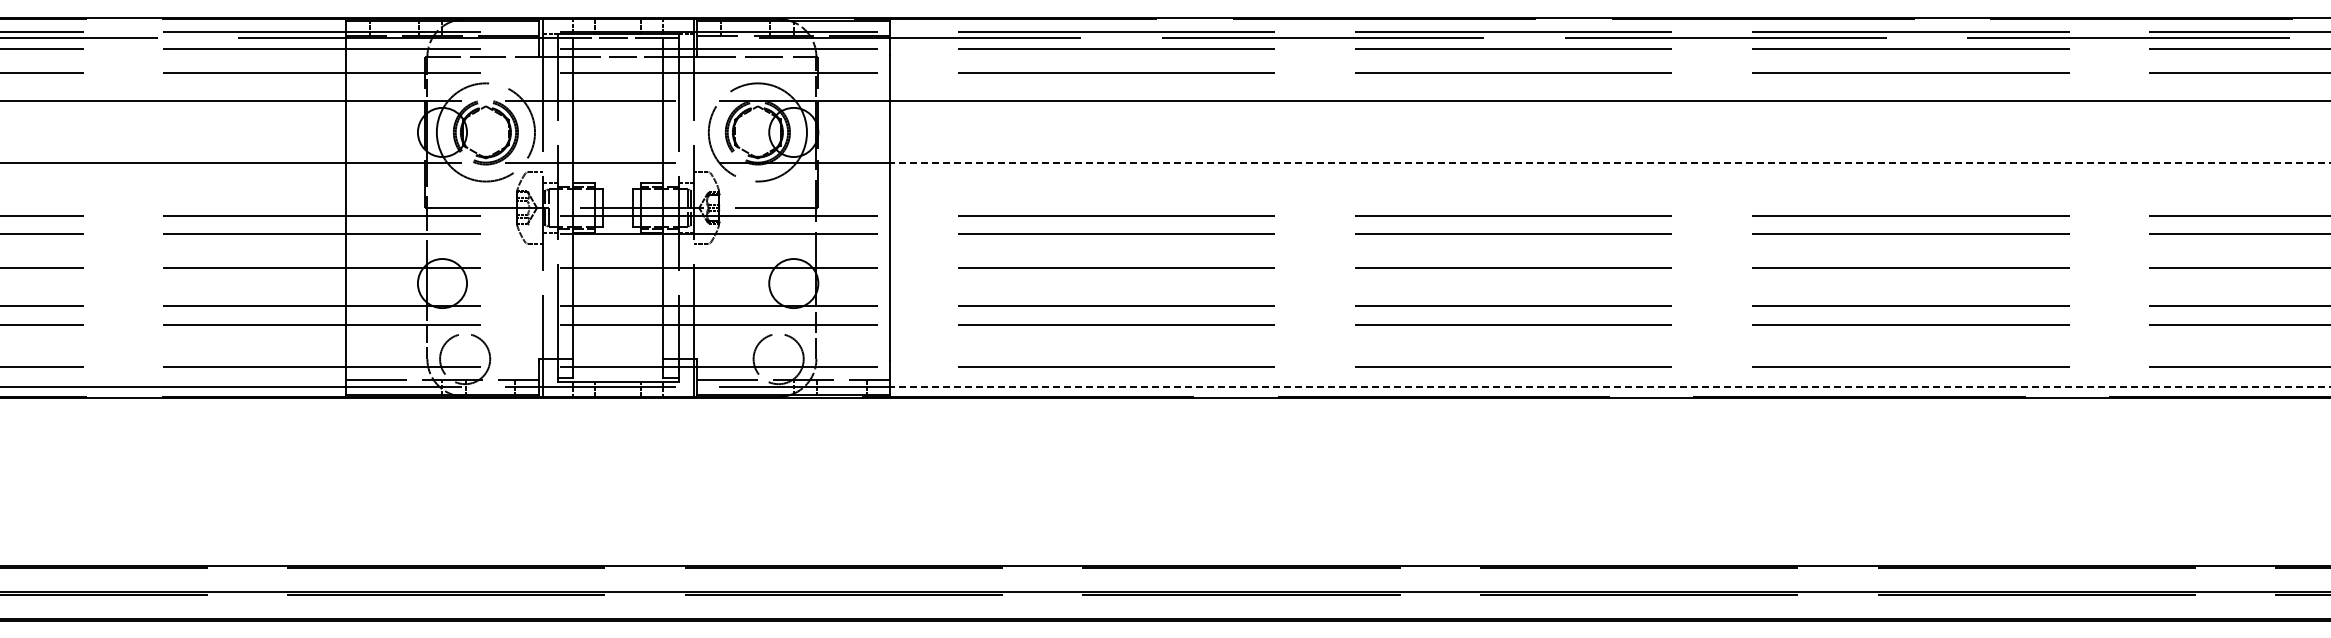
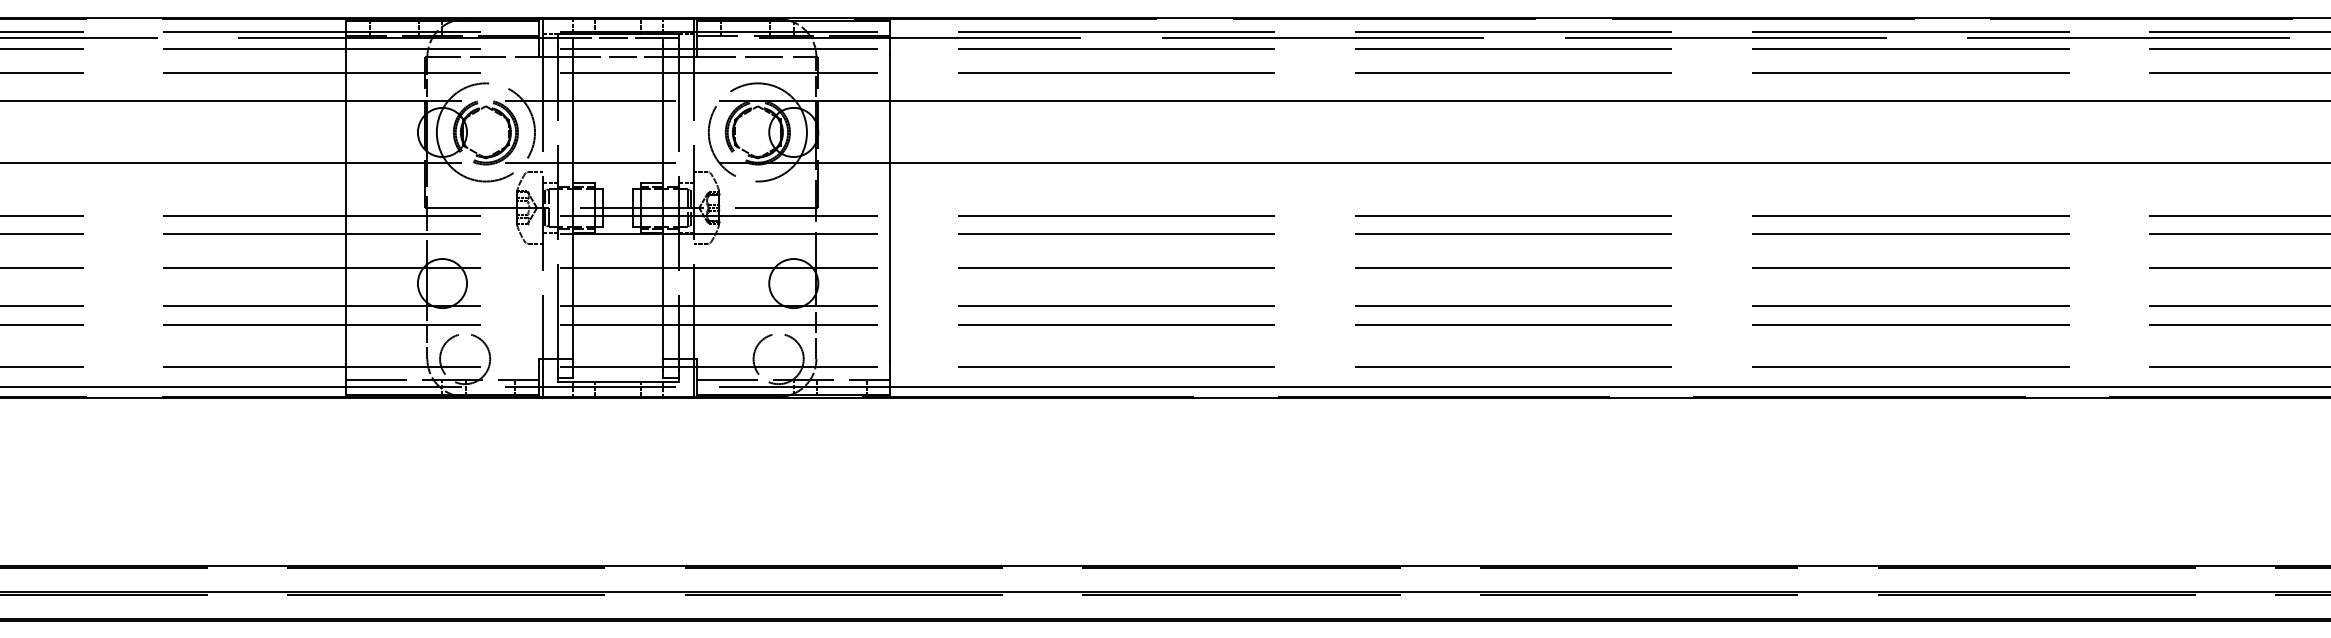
line: dashed -> solid (1609, 163)
line: dashed -> solid (1609, 387)
